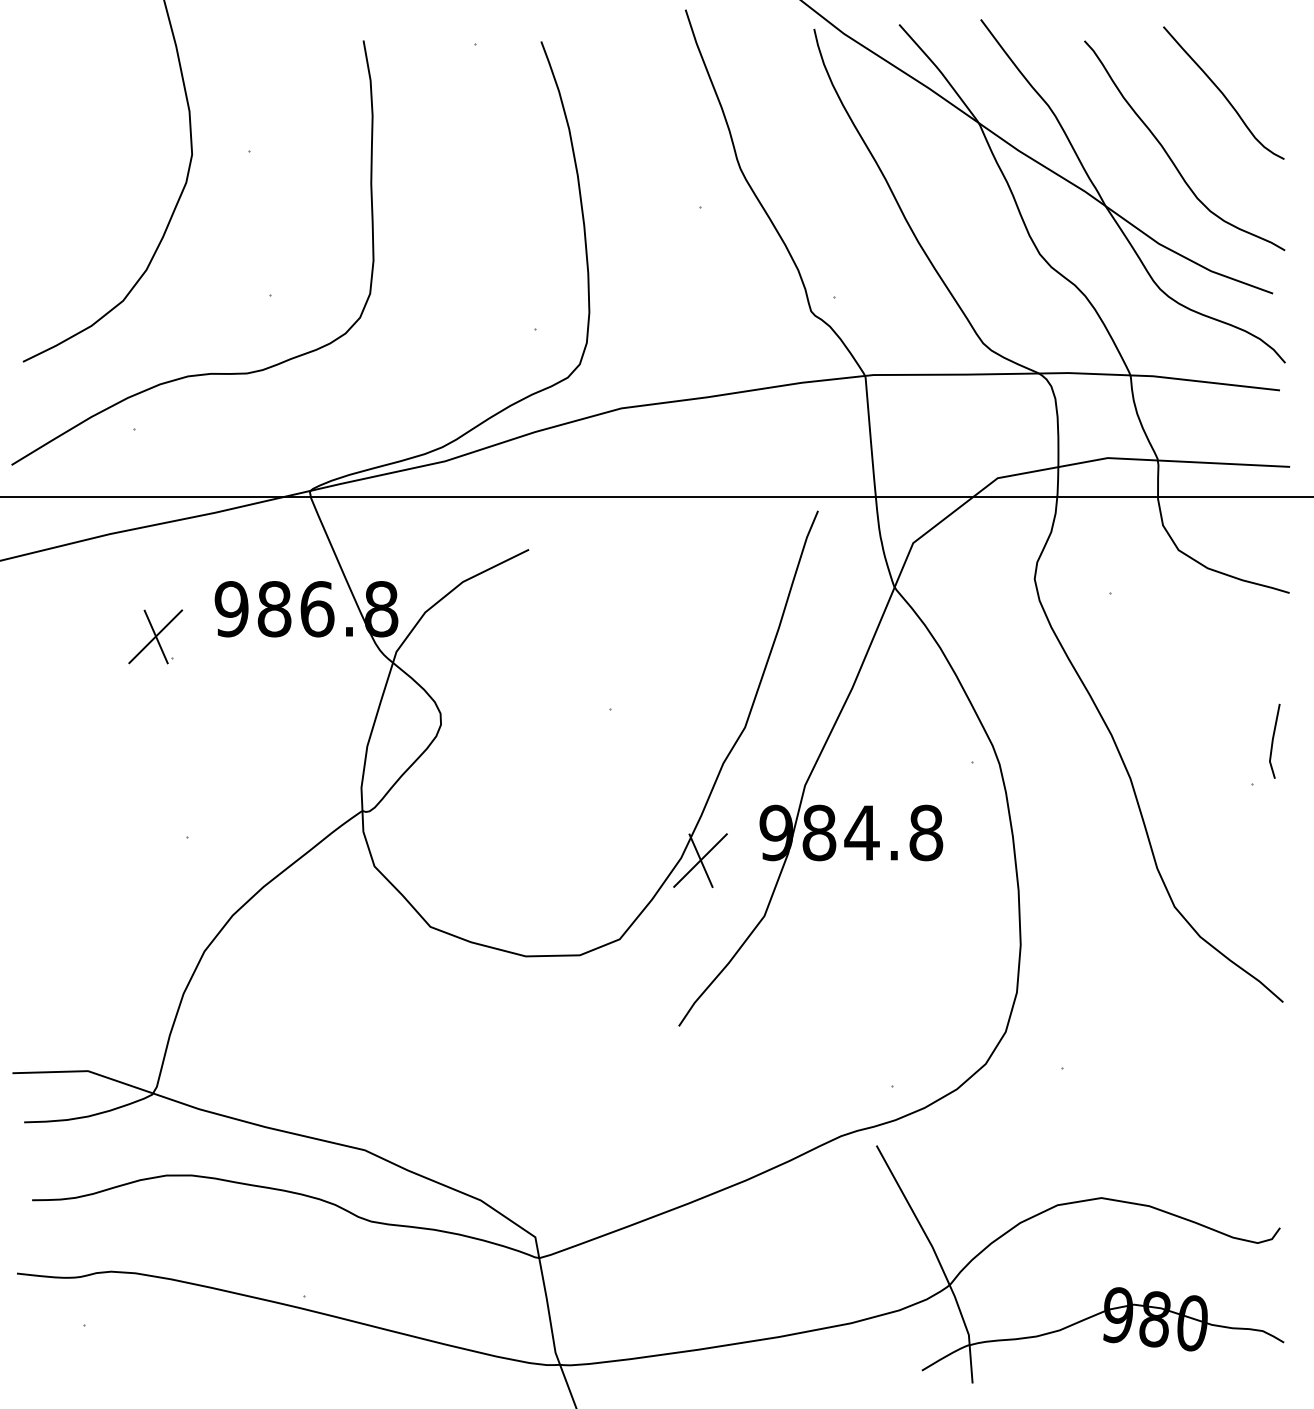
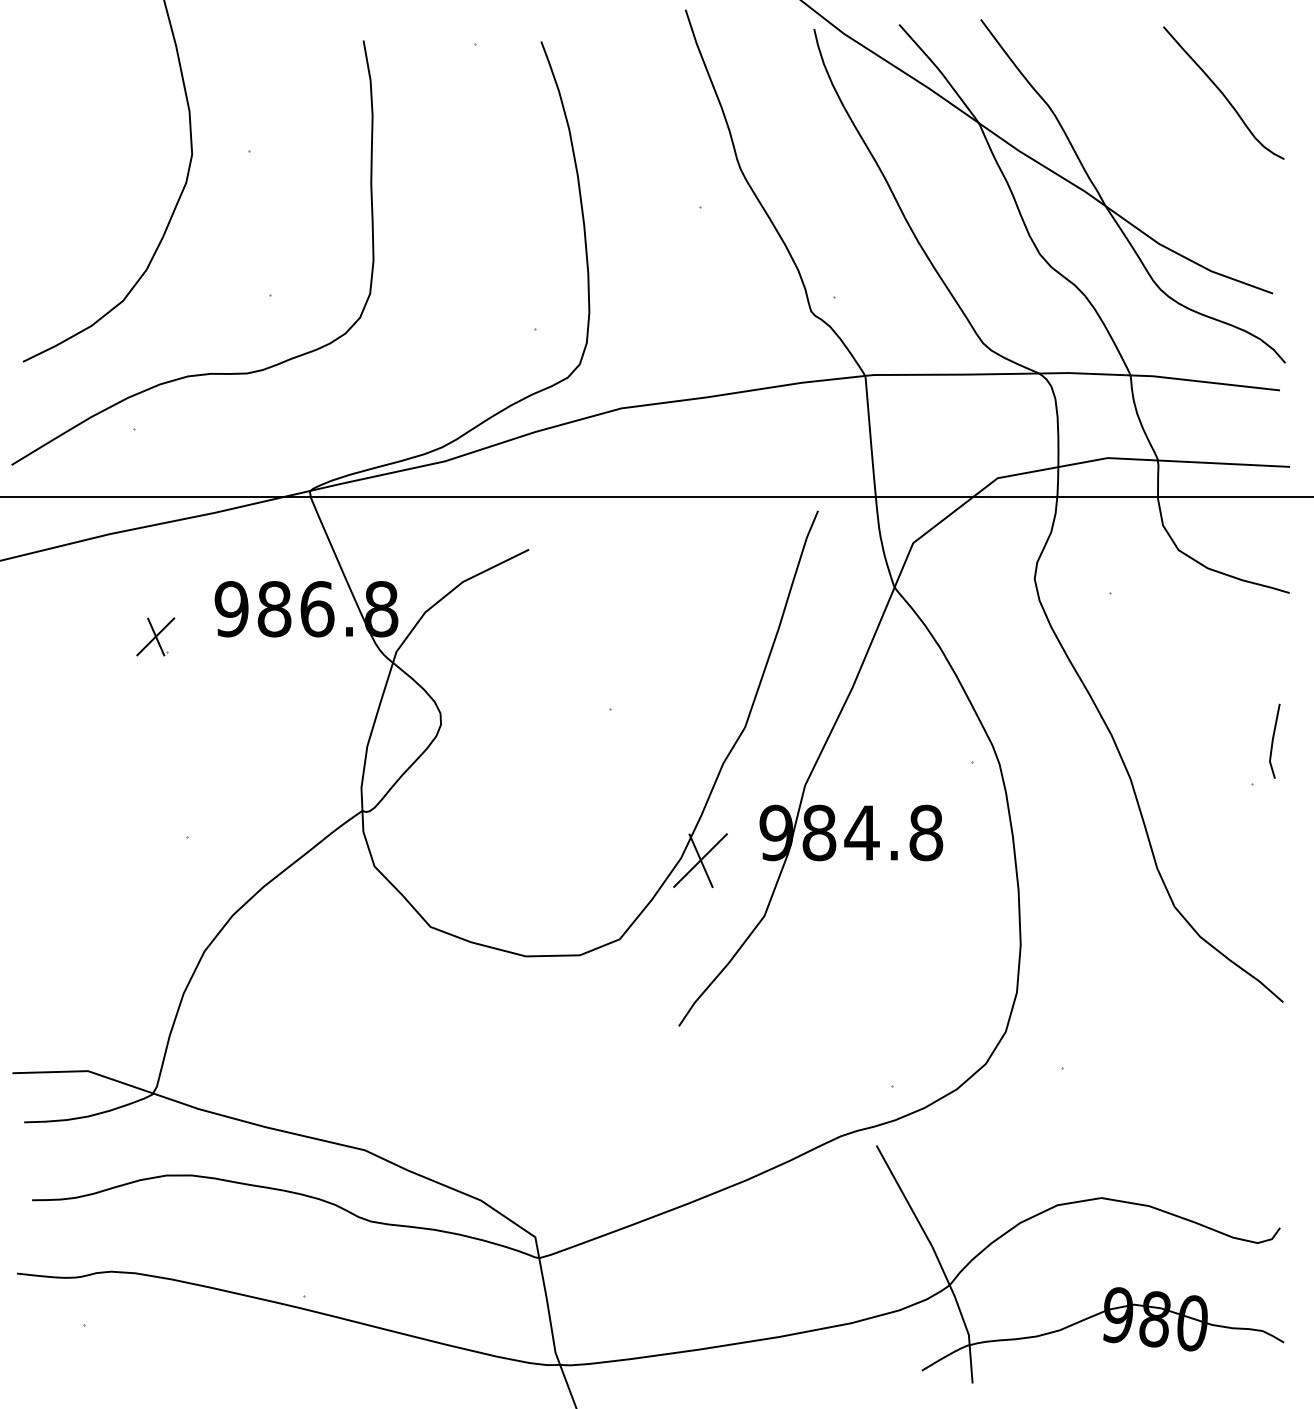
curve: present -> none (1169, 155)
part size: 56x56 px -> 40x40 px (155, 636)
